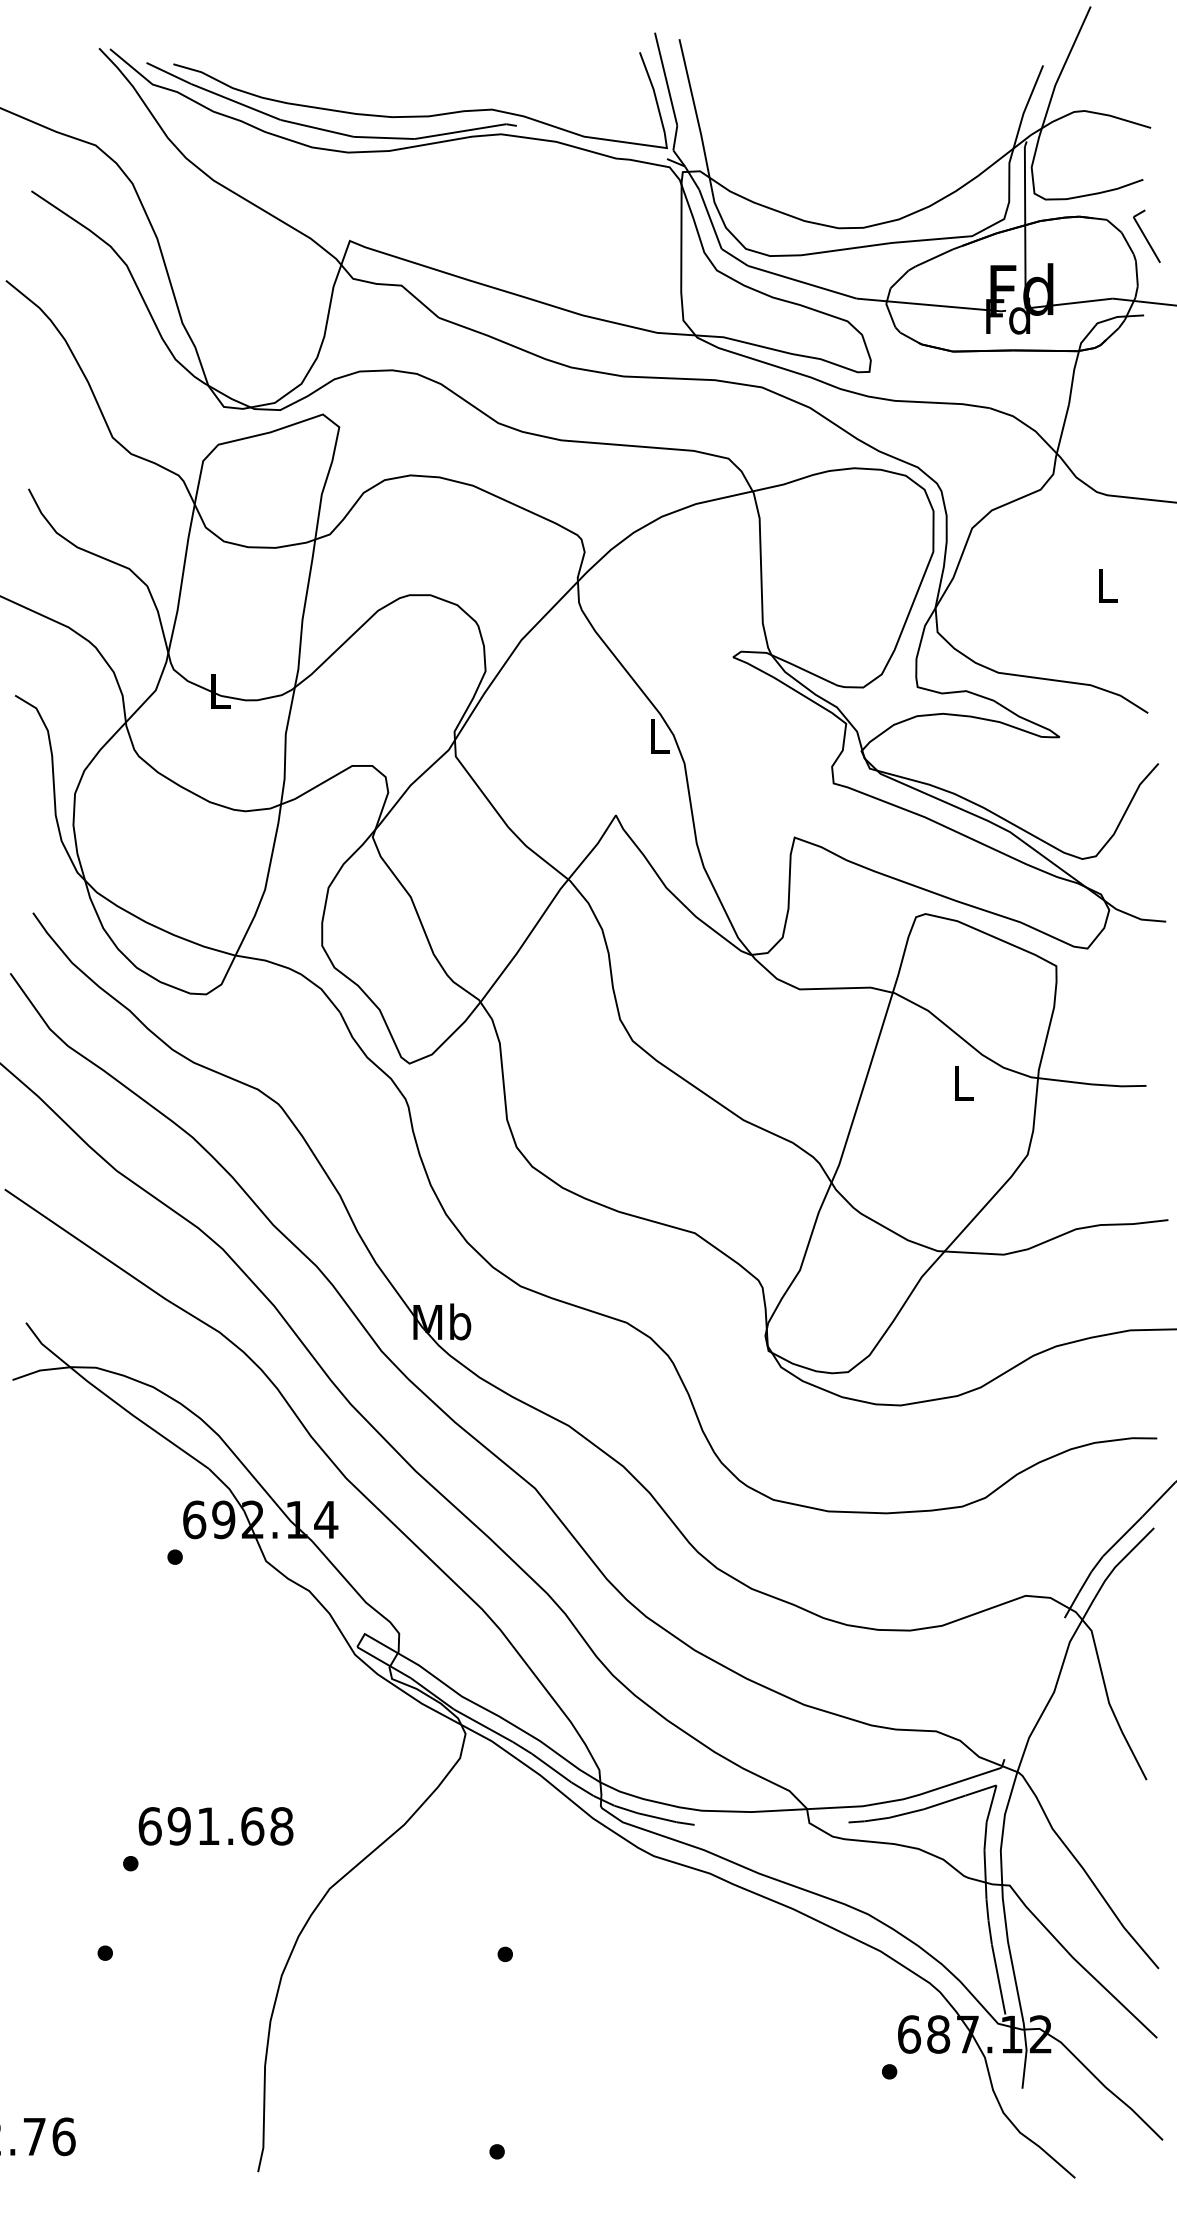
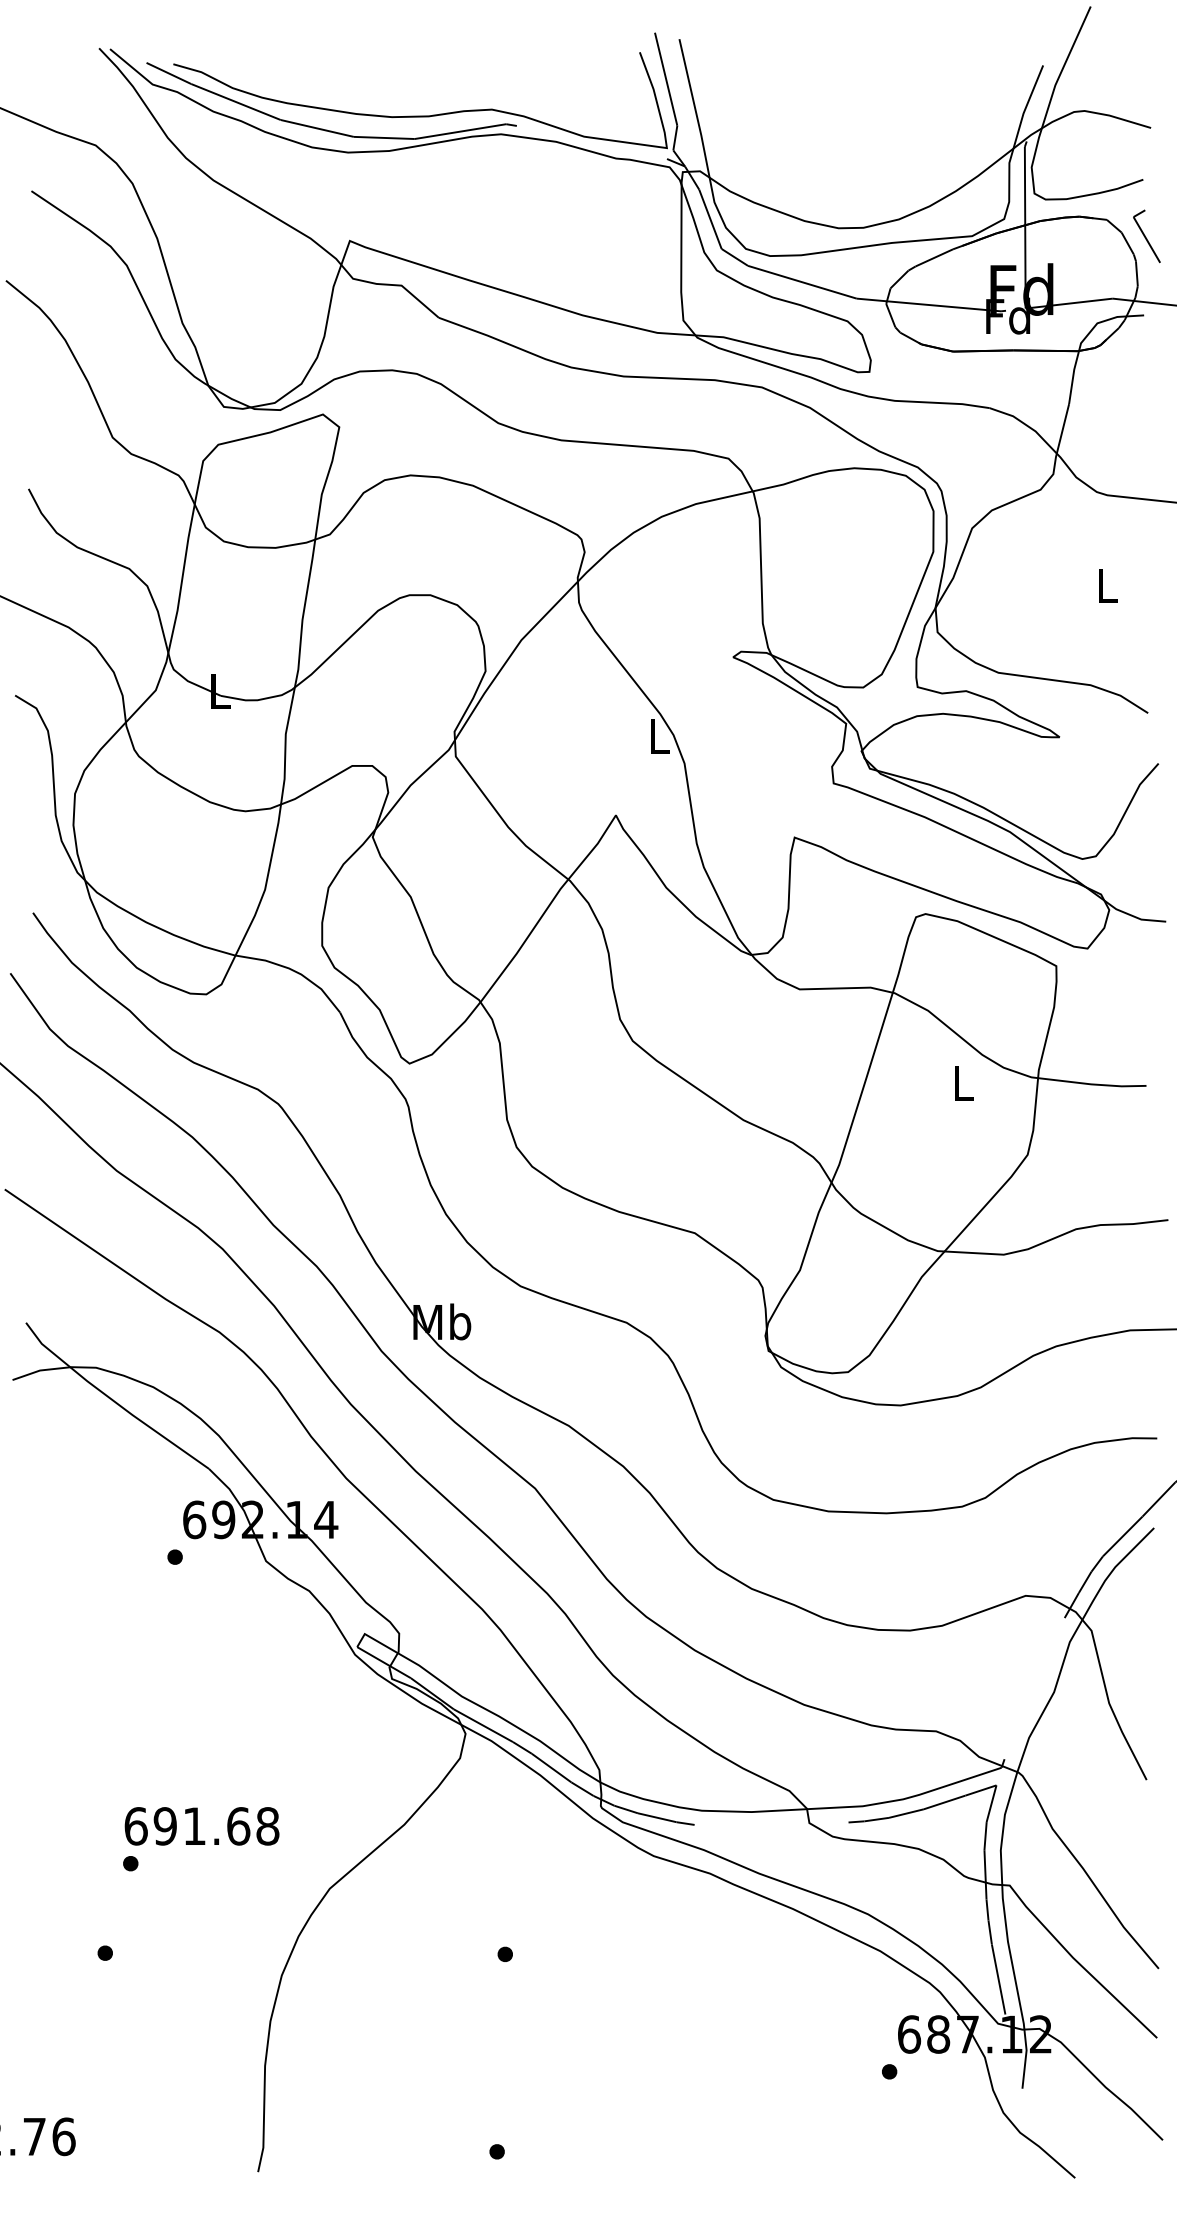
text position: (215, 1826) -> (201, 1826) (201, 1826)
